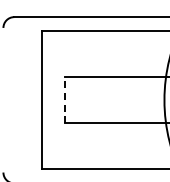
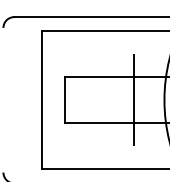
line: dashed -> solid (65, 100)
line: none -> present (134, 100)
